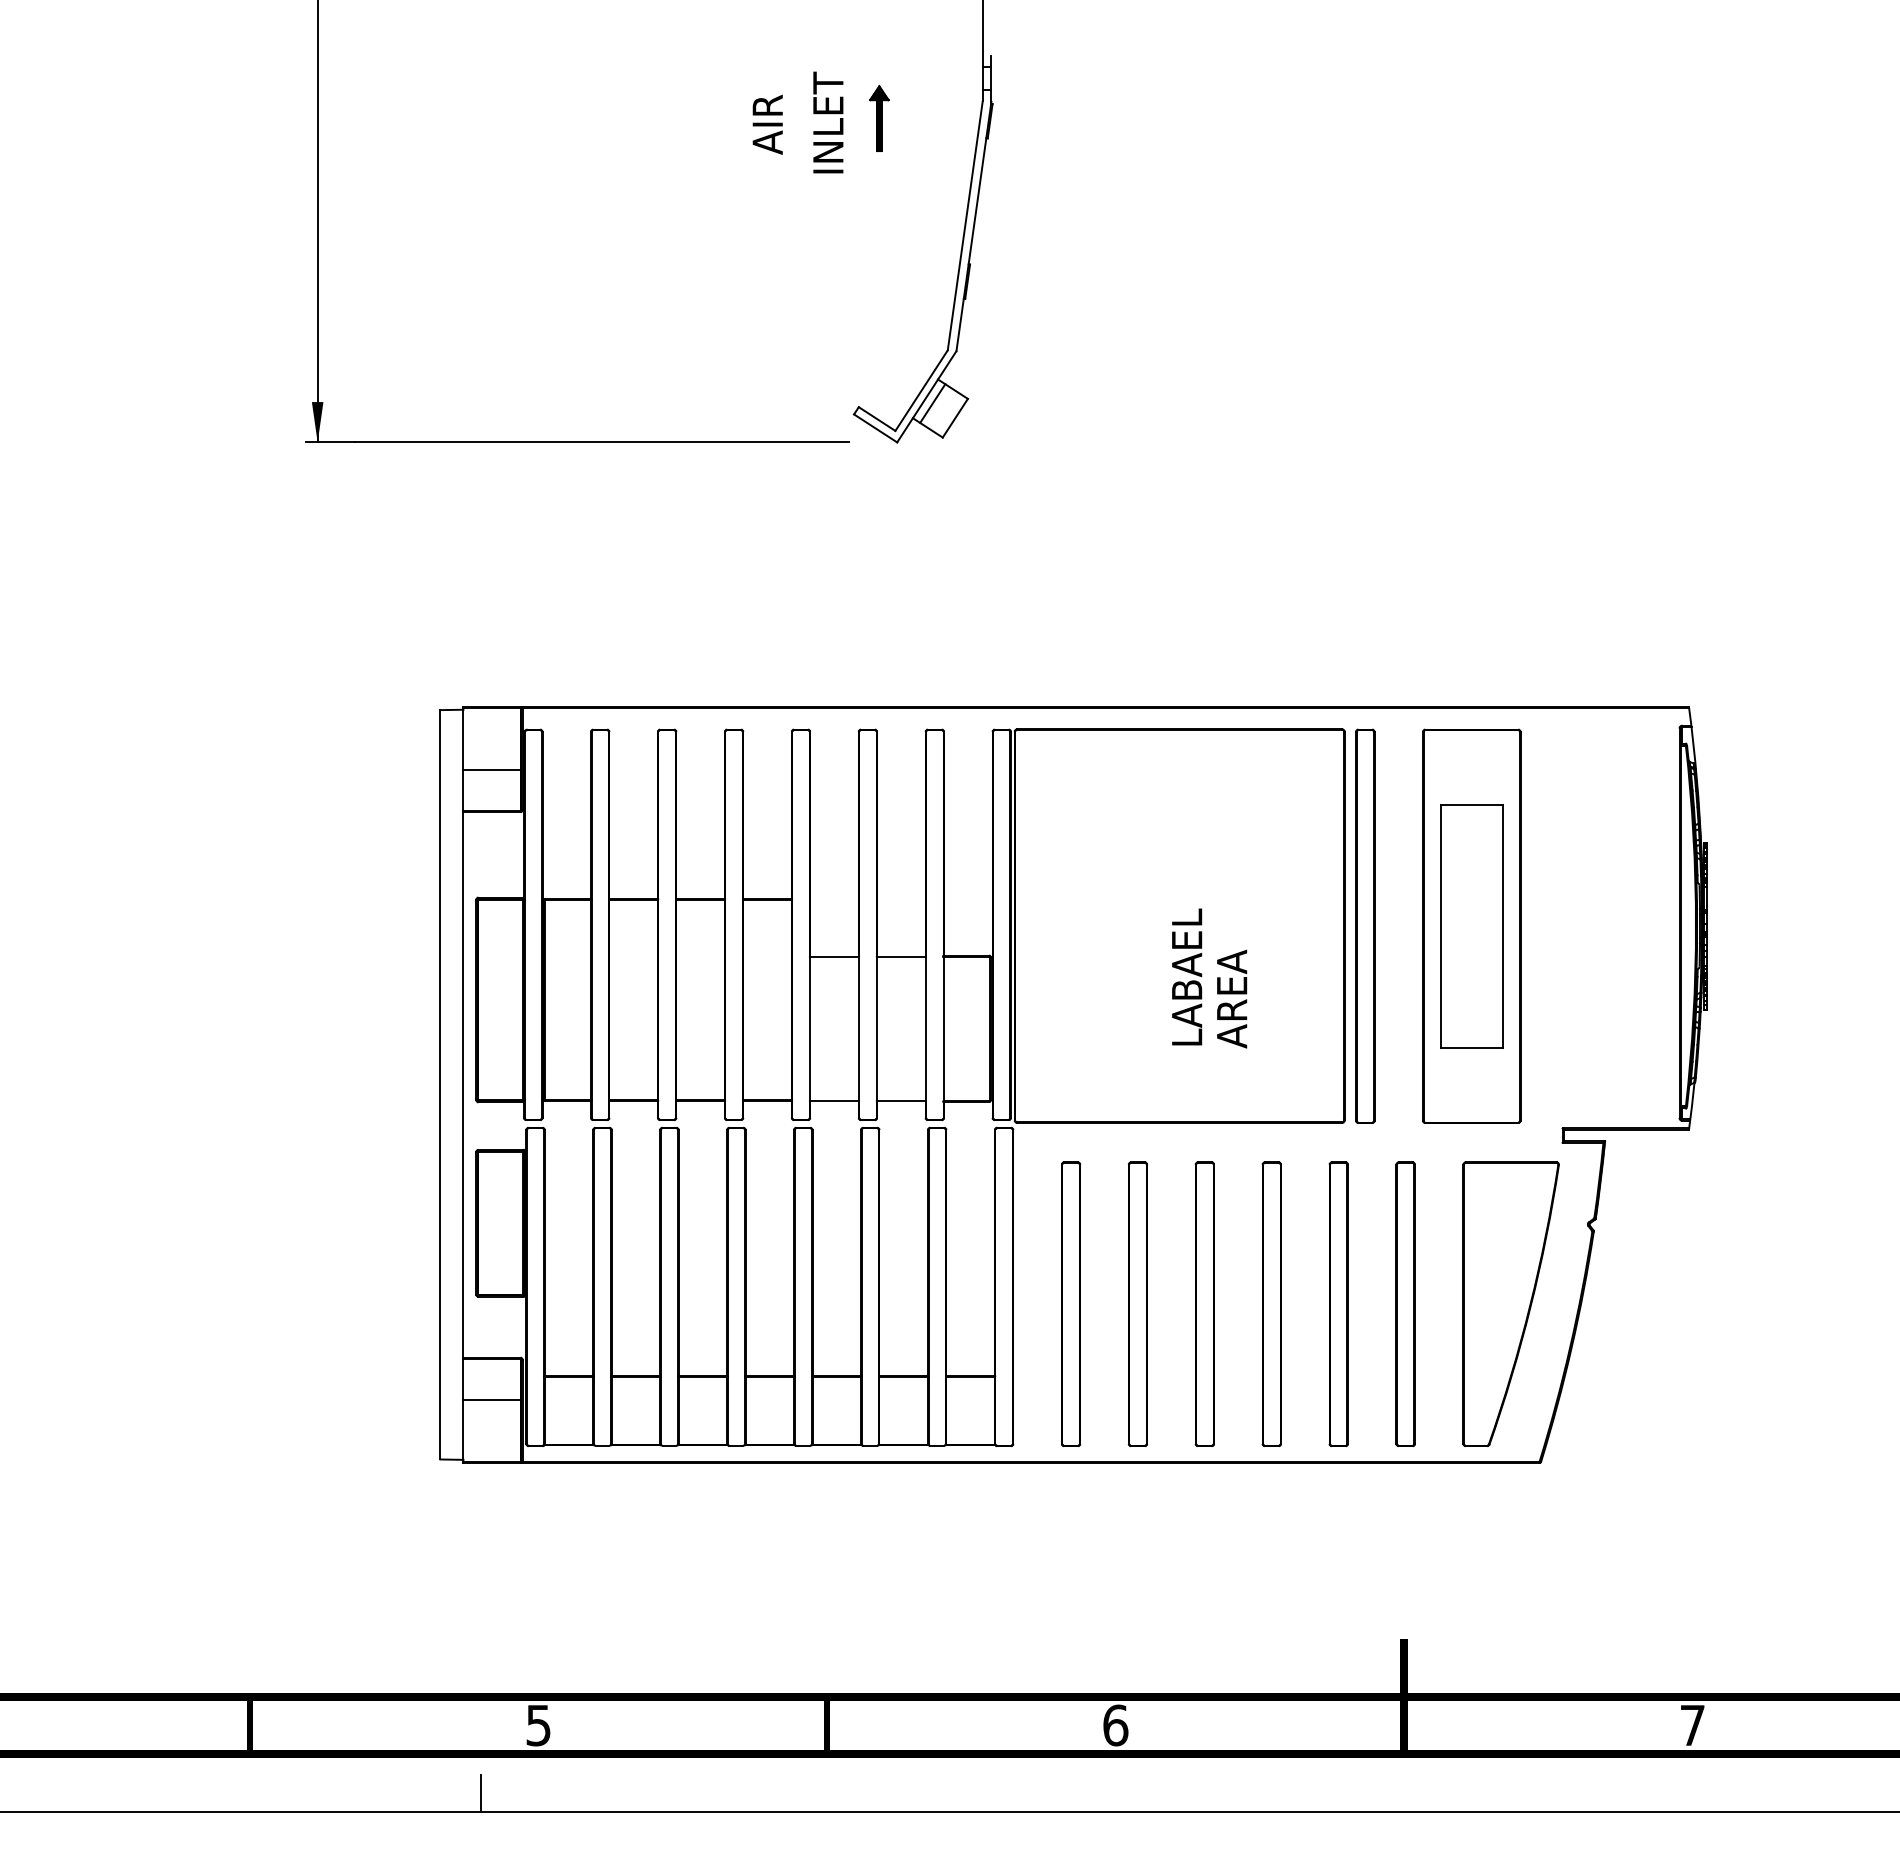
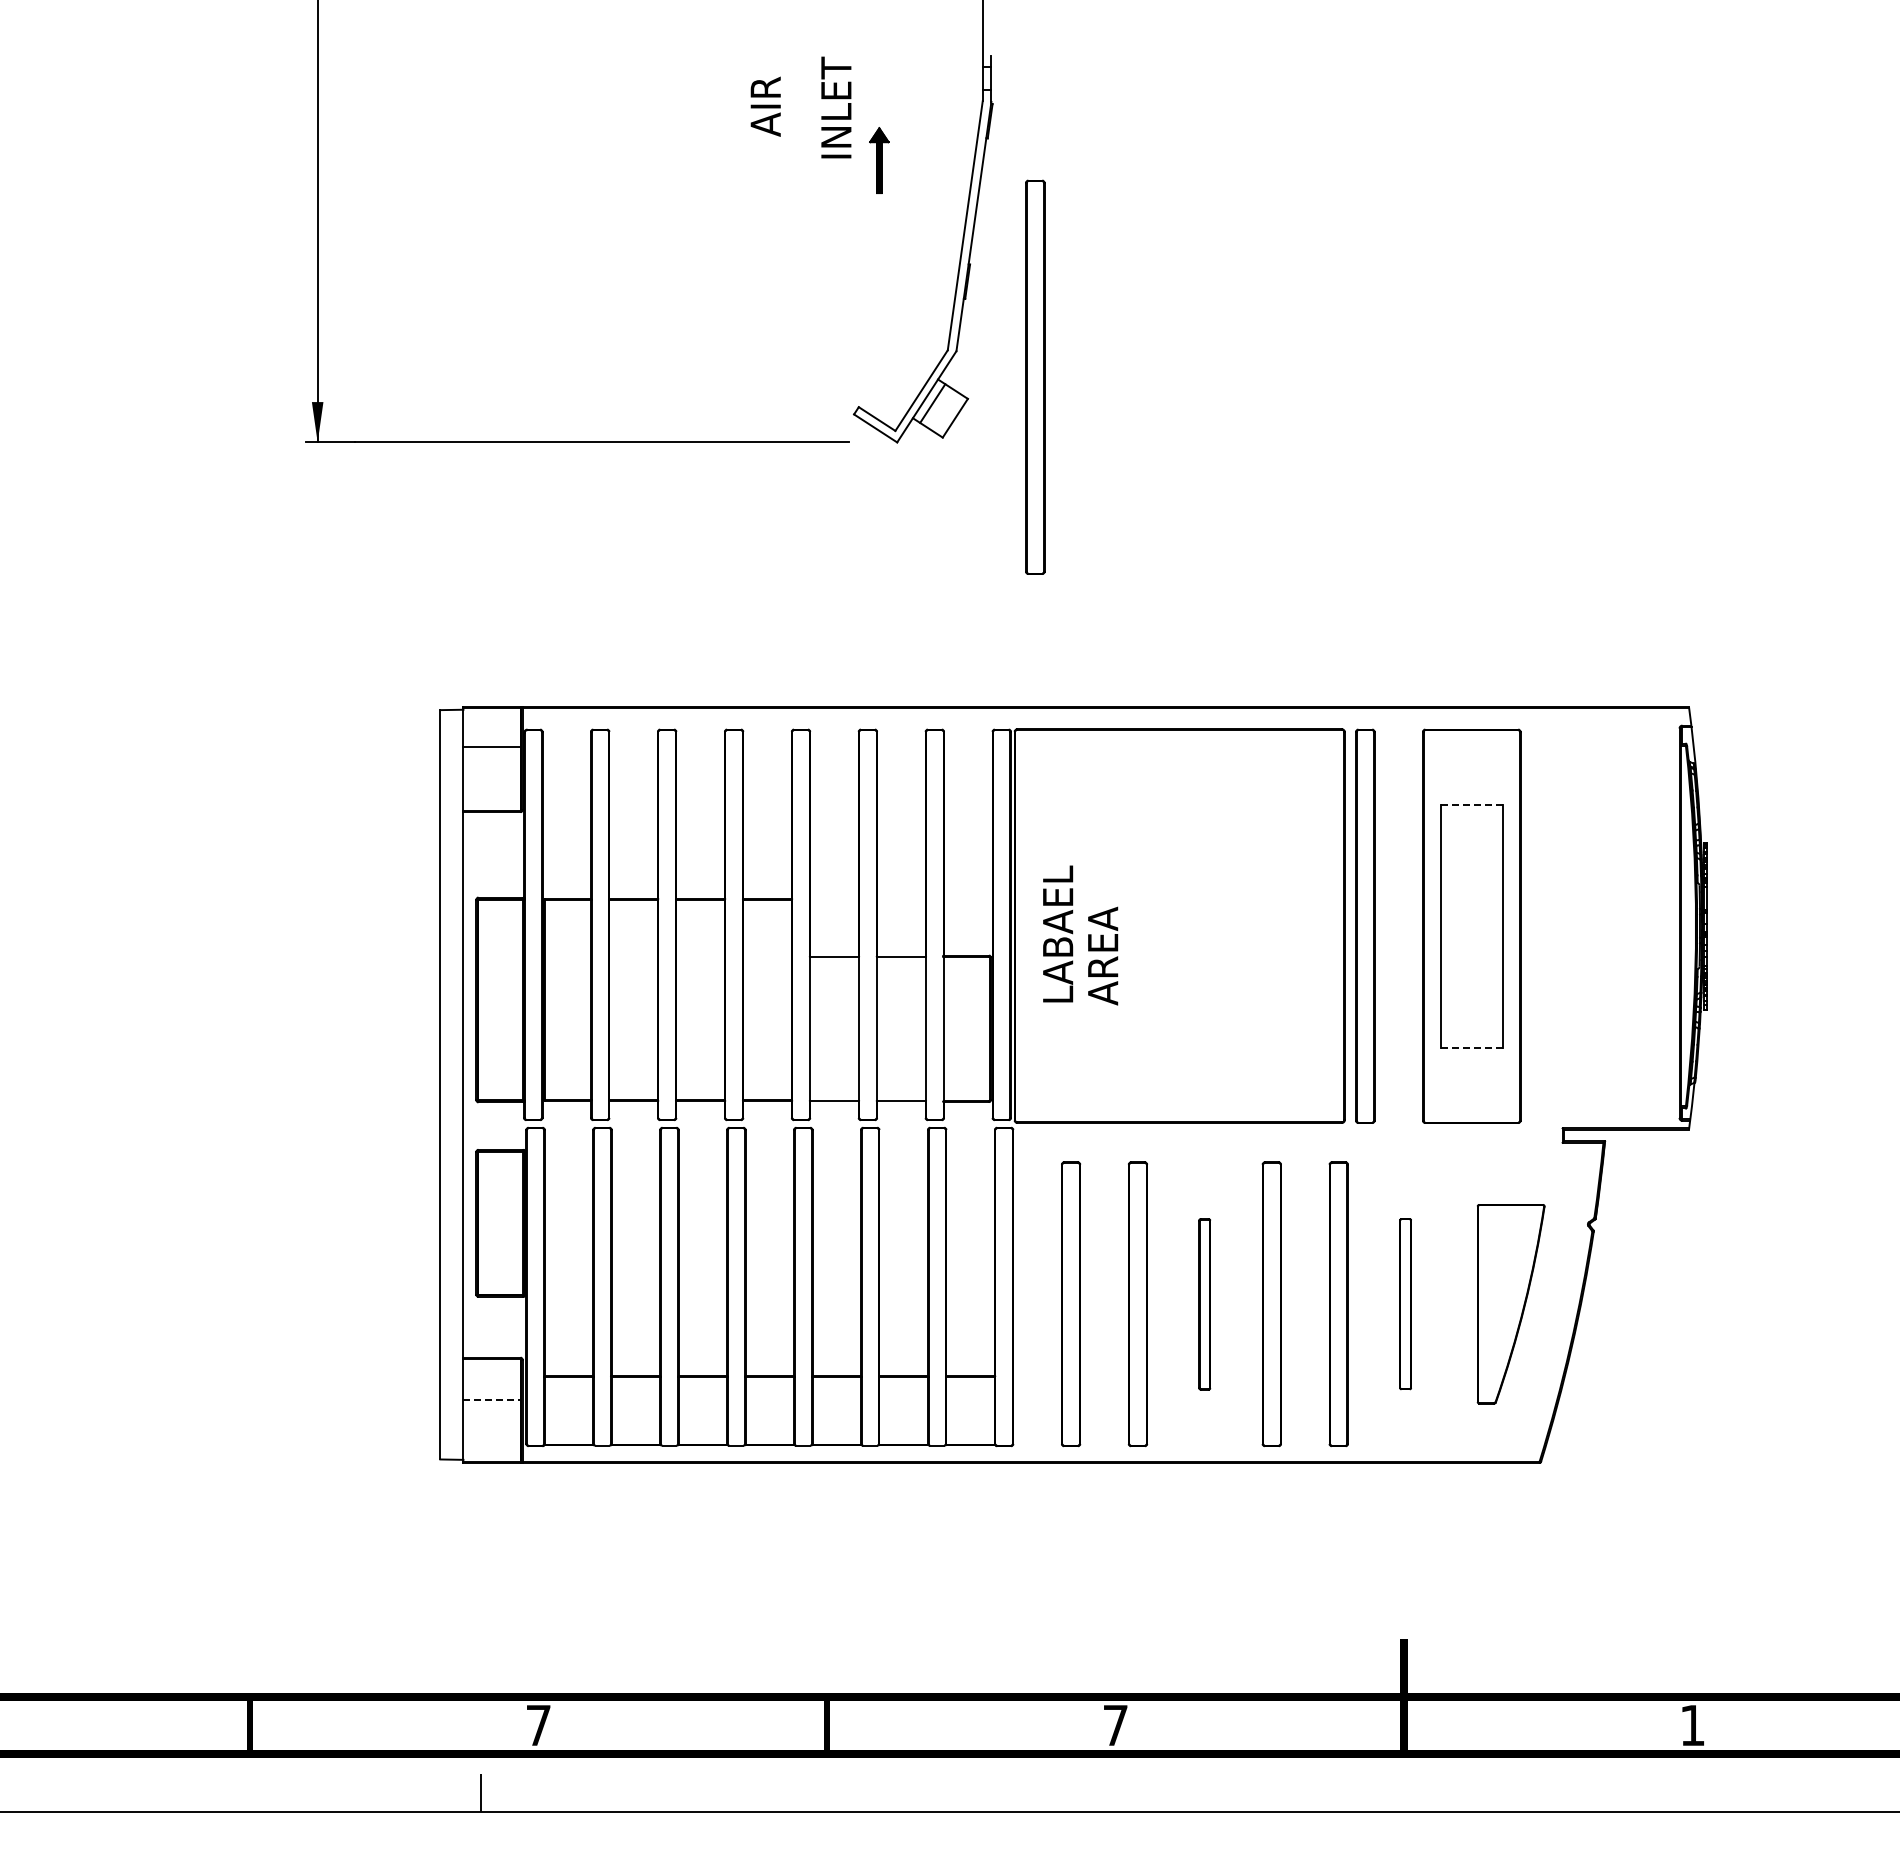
part position: (879, 118) -> (879, 160) (879, 160)
text position: (828, 122) -> (836, 107) (836, 107)
text position: (767, 124) -> (765, 106) (765, 106)
part: none -> present (1035, 376)
line position: (492, 770) -> (492, 747) (492, 747)
line: solid -> dashed (1471, 805)
text position: (1209, 978) -> (1080, 935) (1080, 935)
line: solid -> dashed (1471, 1047)
part size: 21x286 px -> 13x173 px (1405, 1304)
part size: 98x286 px -> 70x201 px (1510, 1304)
part size: 21x287 px -> 14x173 px (1204, 1304)
line: solid -> dashed (492, 1399)
text: 5 -> 7 (538, 1725)
text: 6 -> 7 (1115, 1725)
text: 7 -> 1 (1692, 1725)
